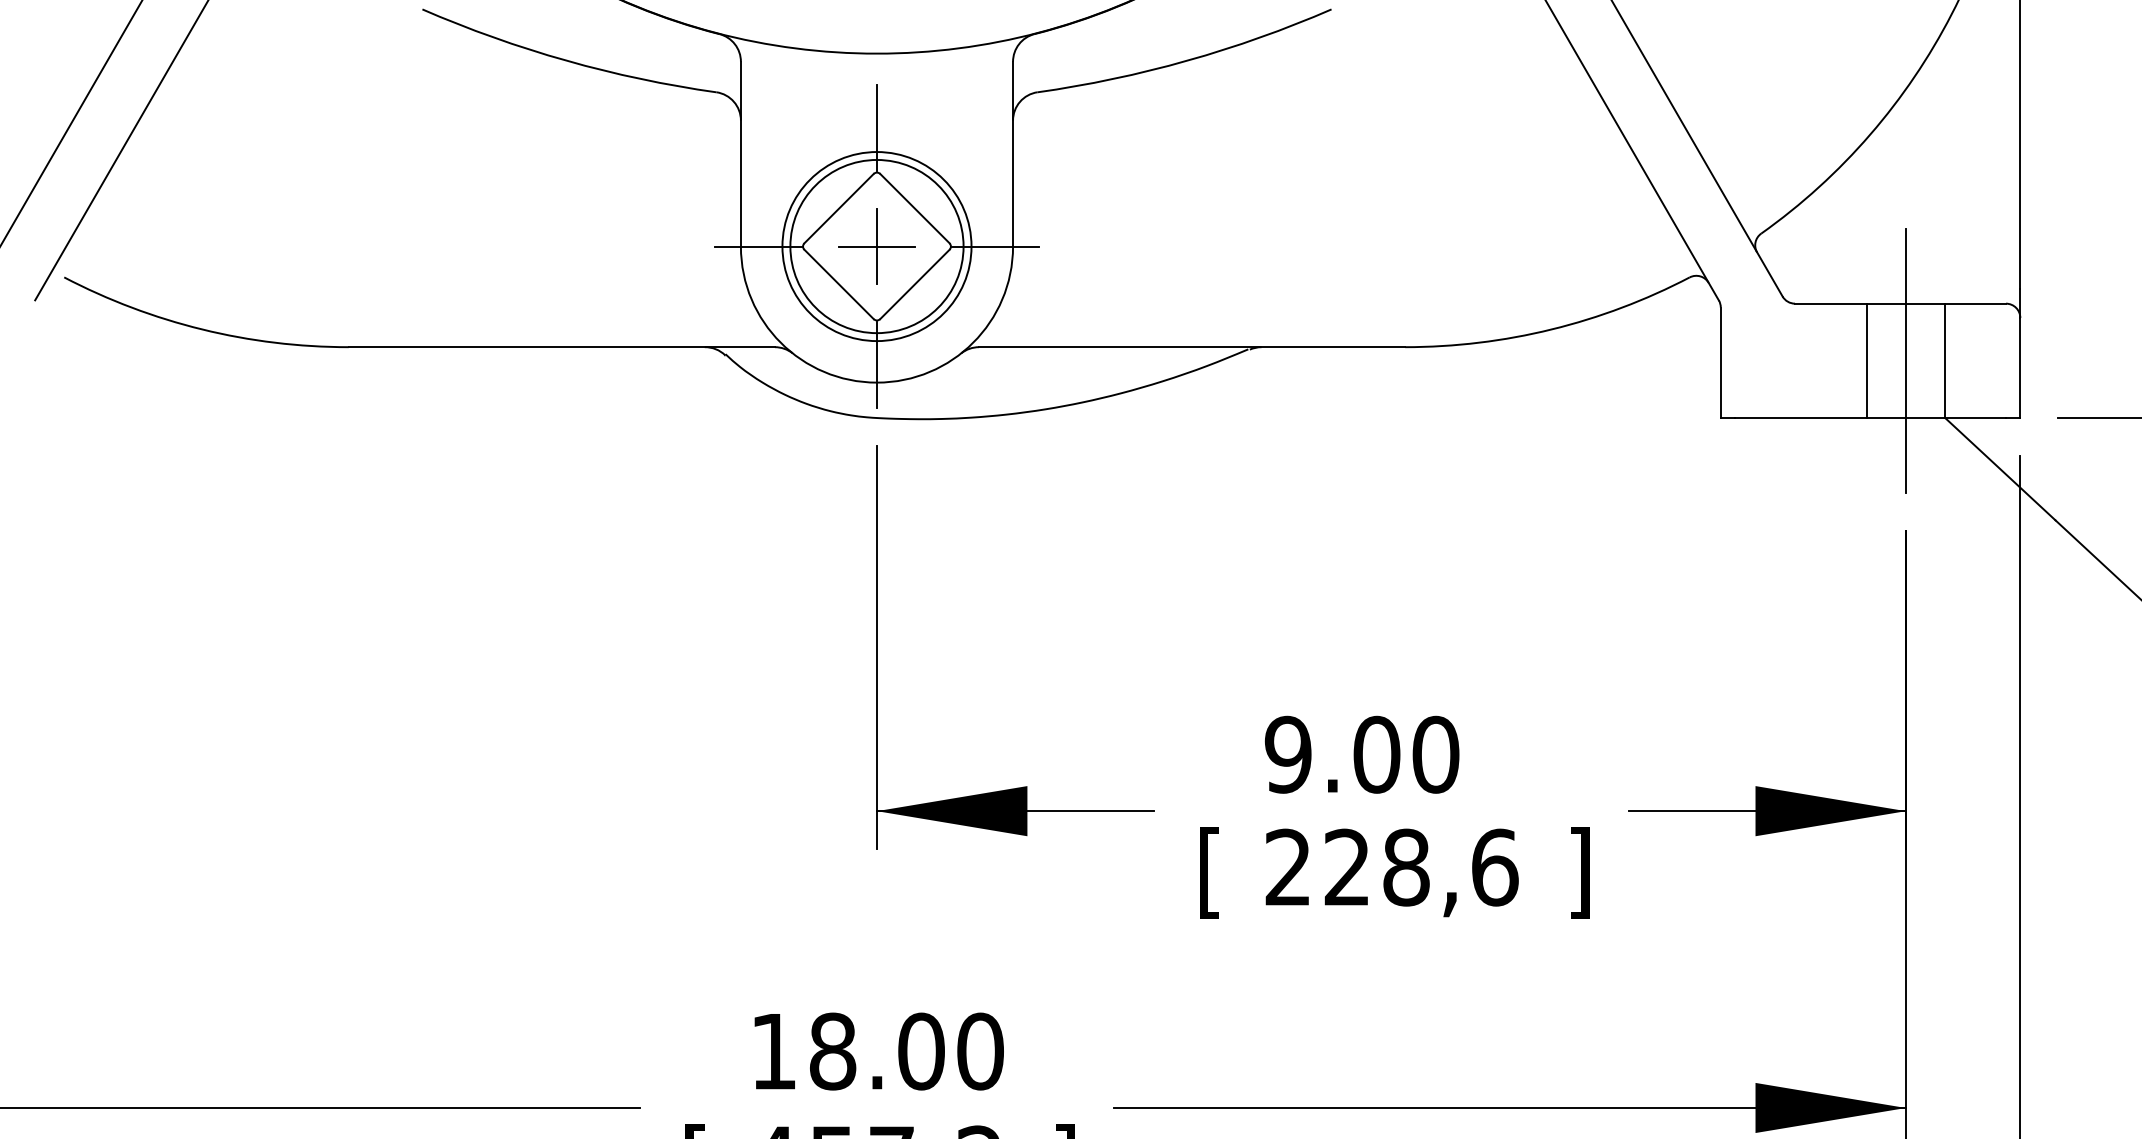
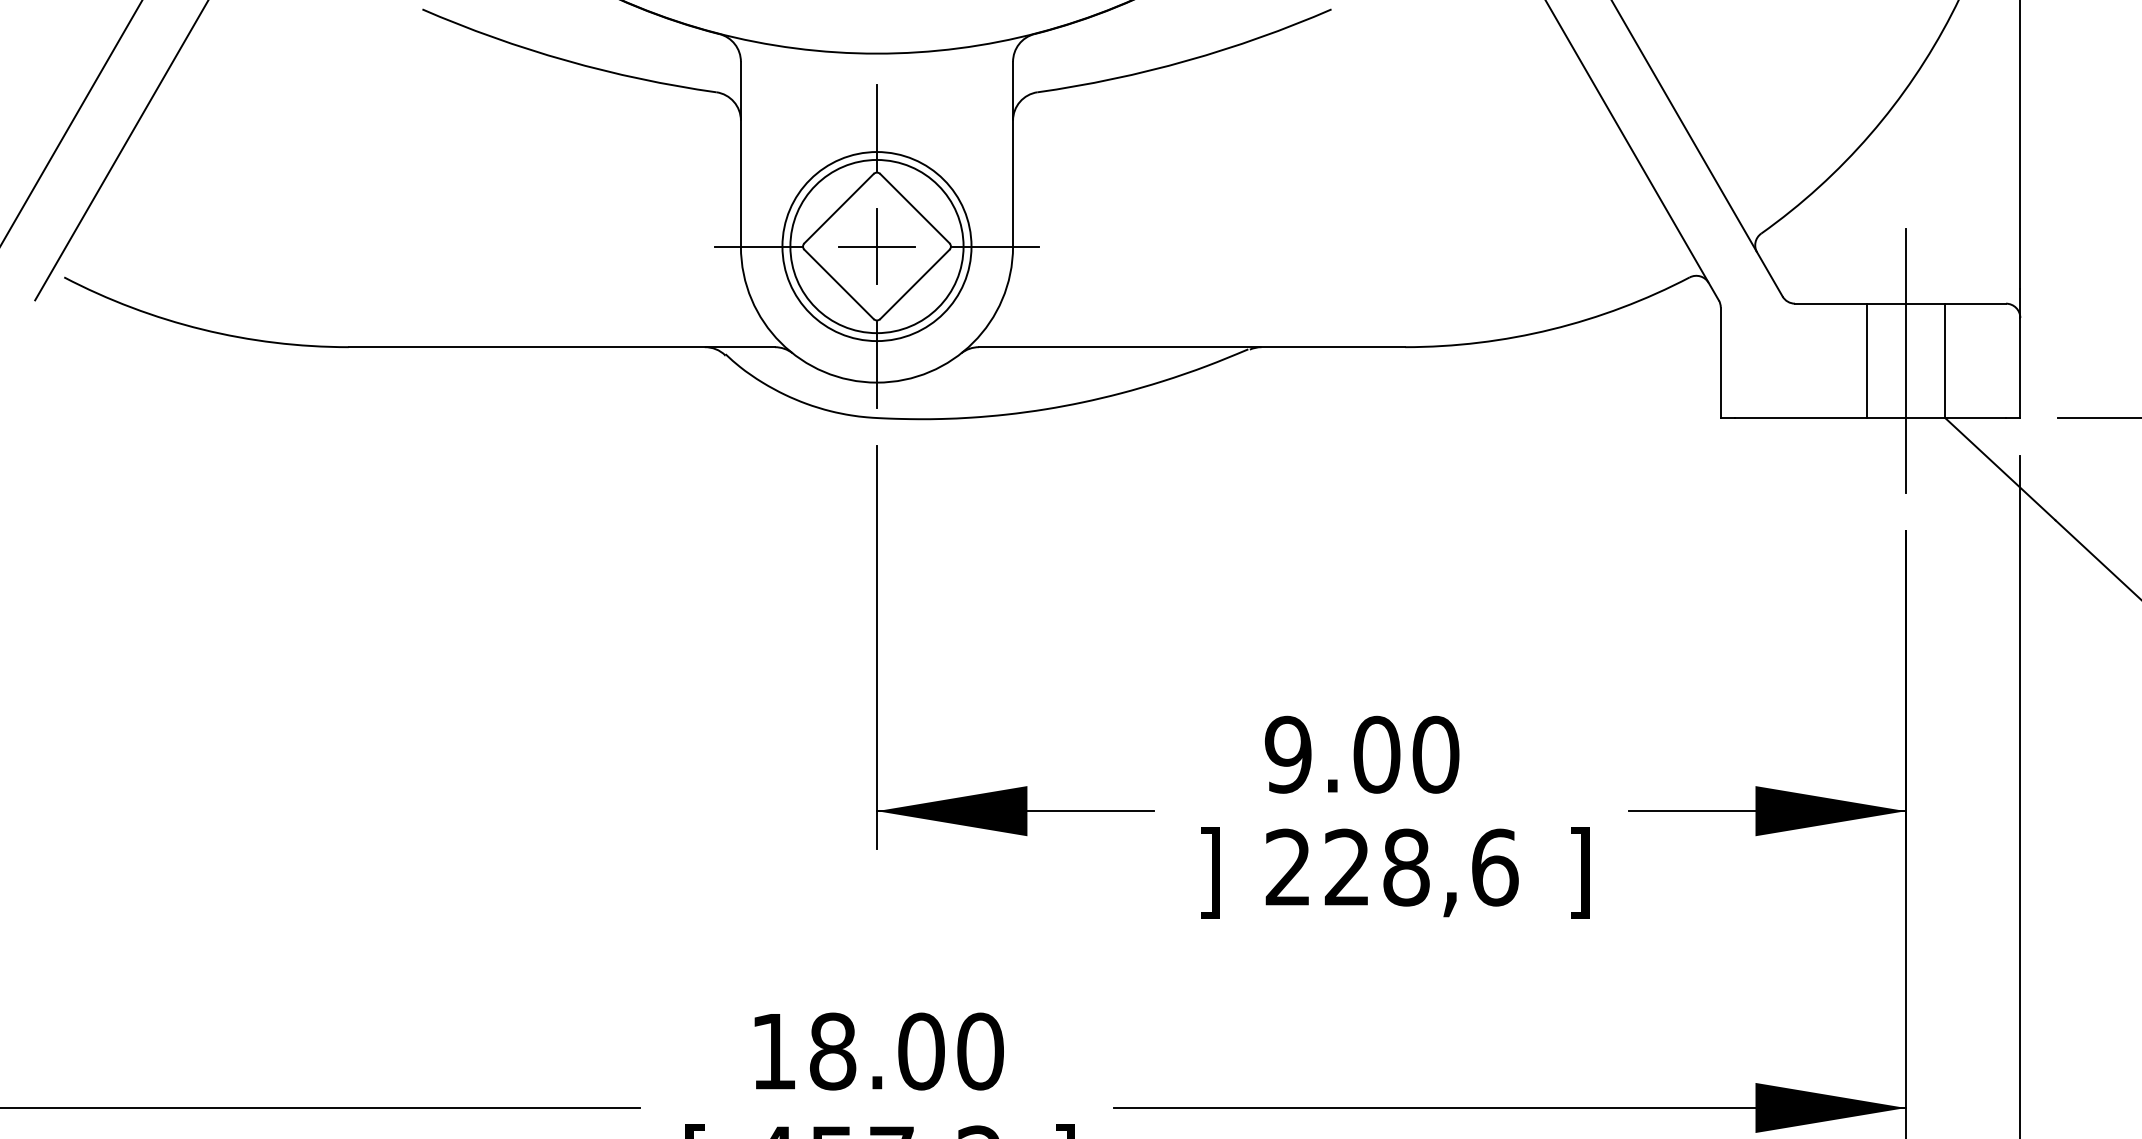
text: [ -> ] (1209, 872)
